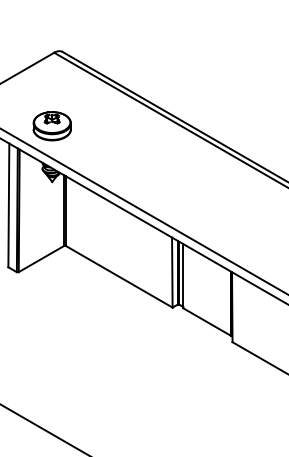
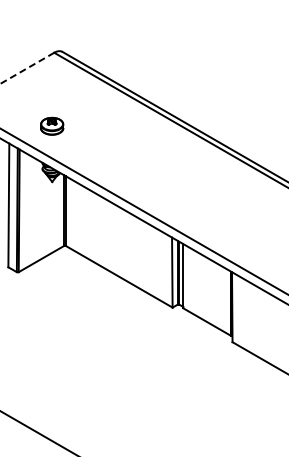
line: solid -> dashed (26, 68)
part size: 40x31 px -> 25x20 px (52, 125)
line position: (43, 429) -> (38, 432) (38, 432)
